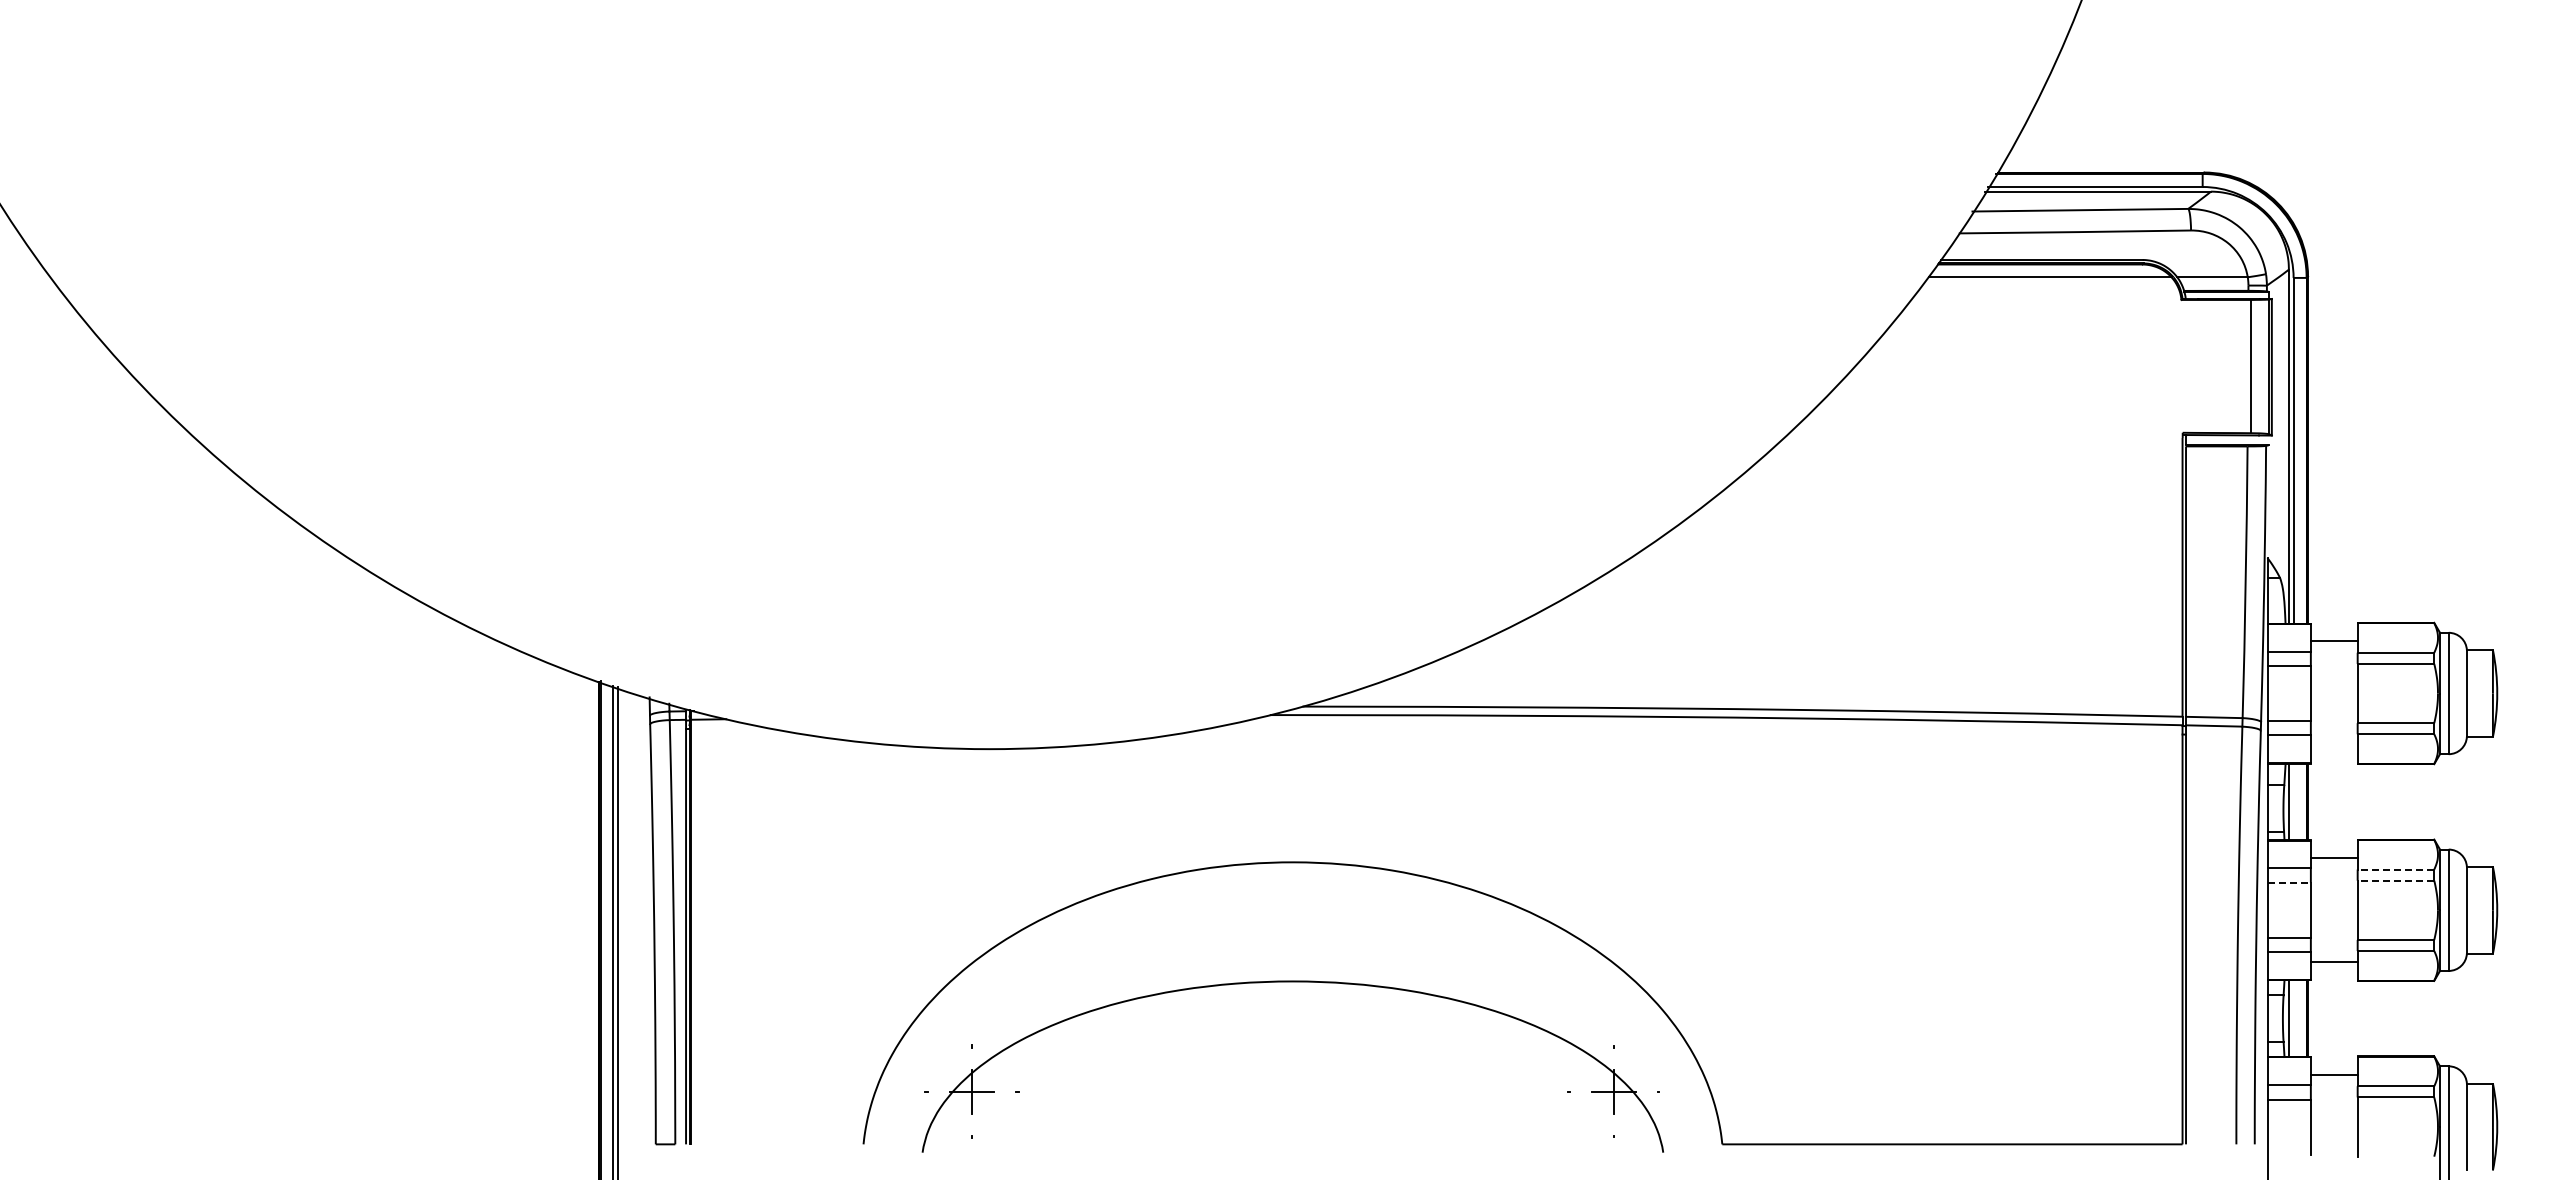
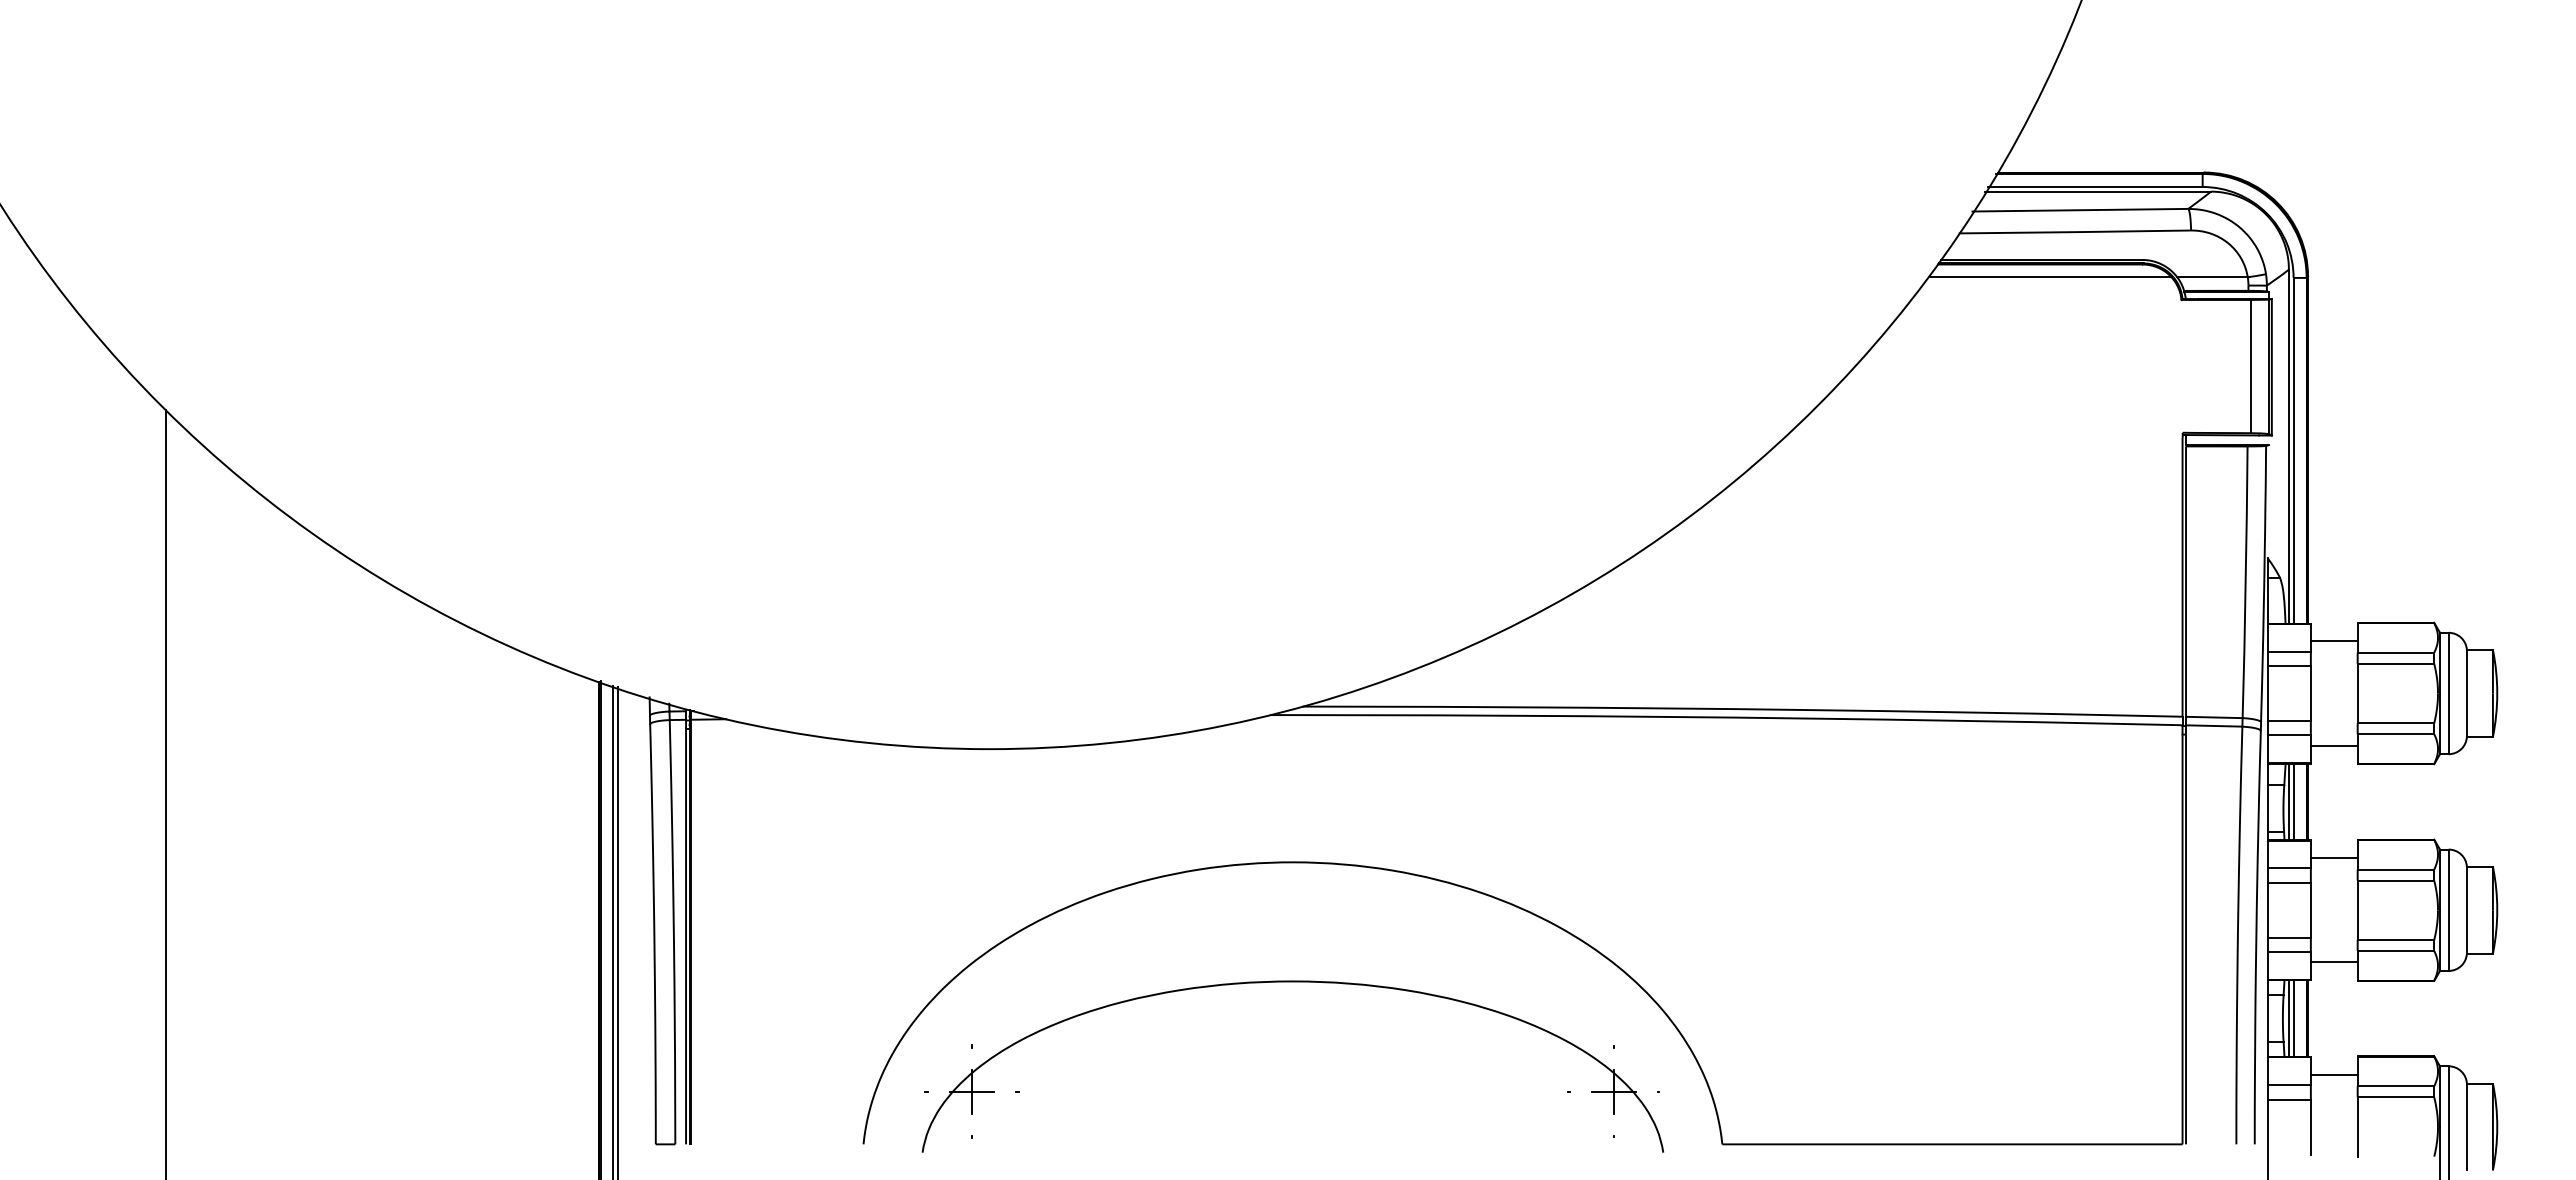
line: none -> present (2333, 745)
line: none -> present (165, 793)
line: none -> present (2293, 801)
line: dashed -> solid (2395, 869)
line: dashed -> solid (2395, 880)
line: dashed -> solid (2289, 882)
line: none -> present (2293, 1018)
